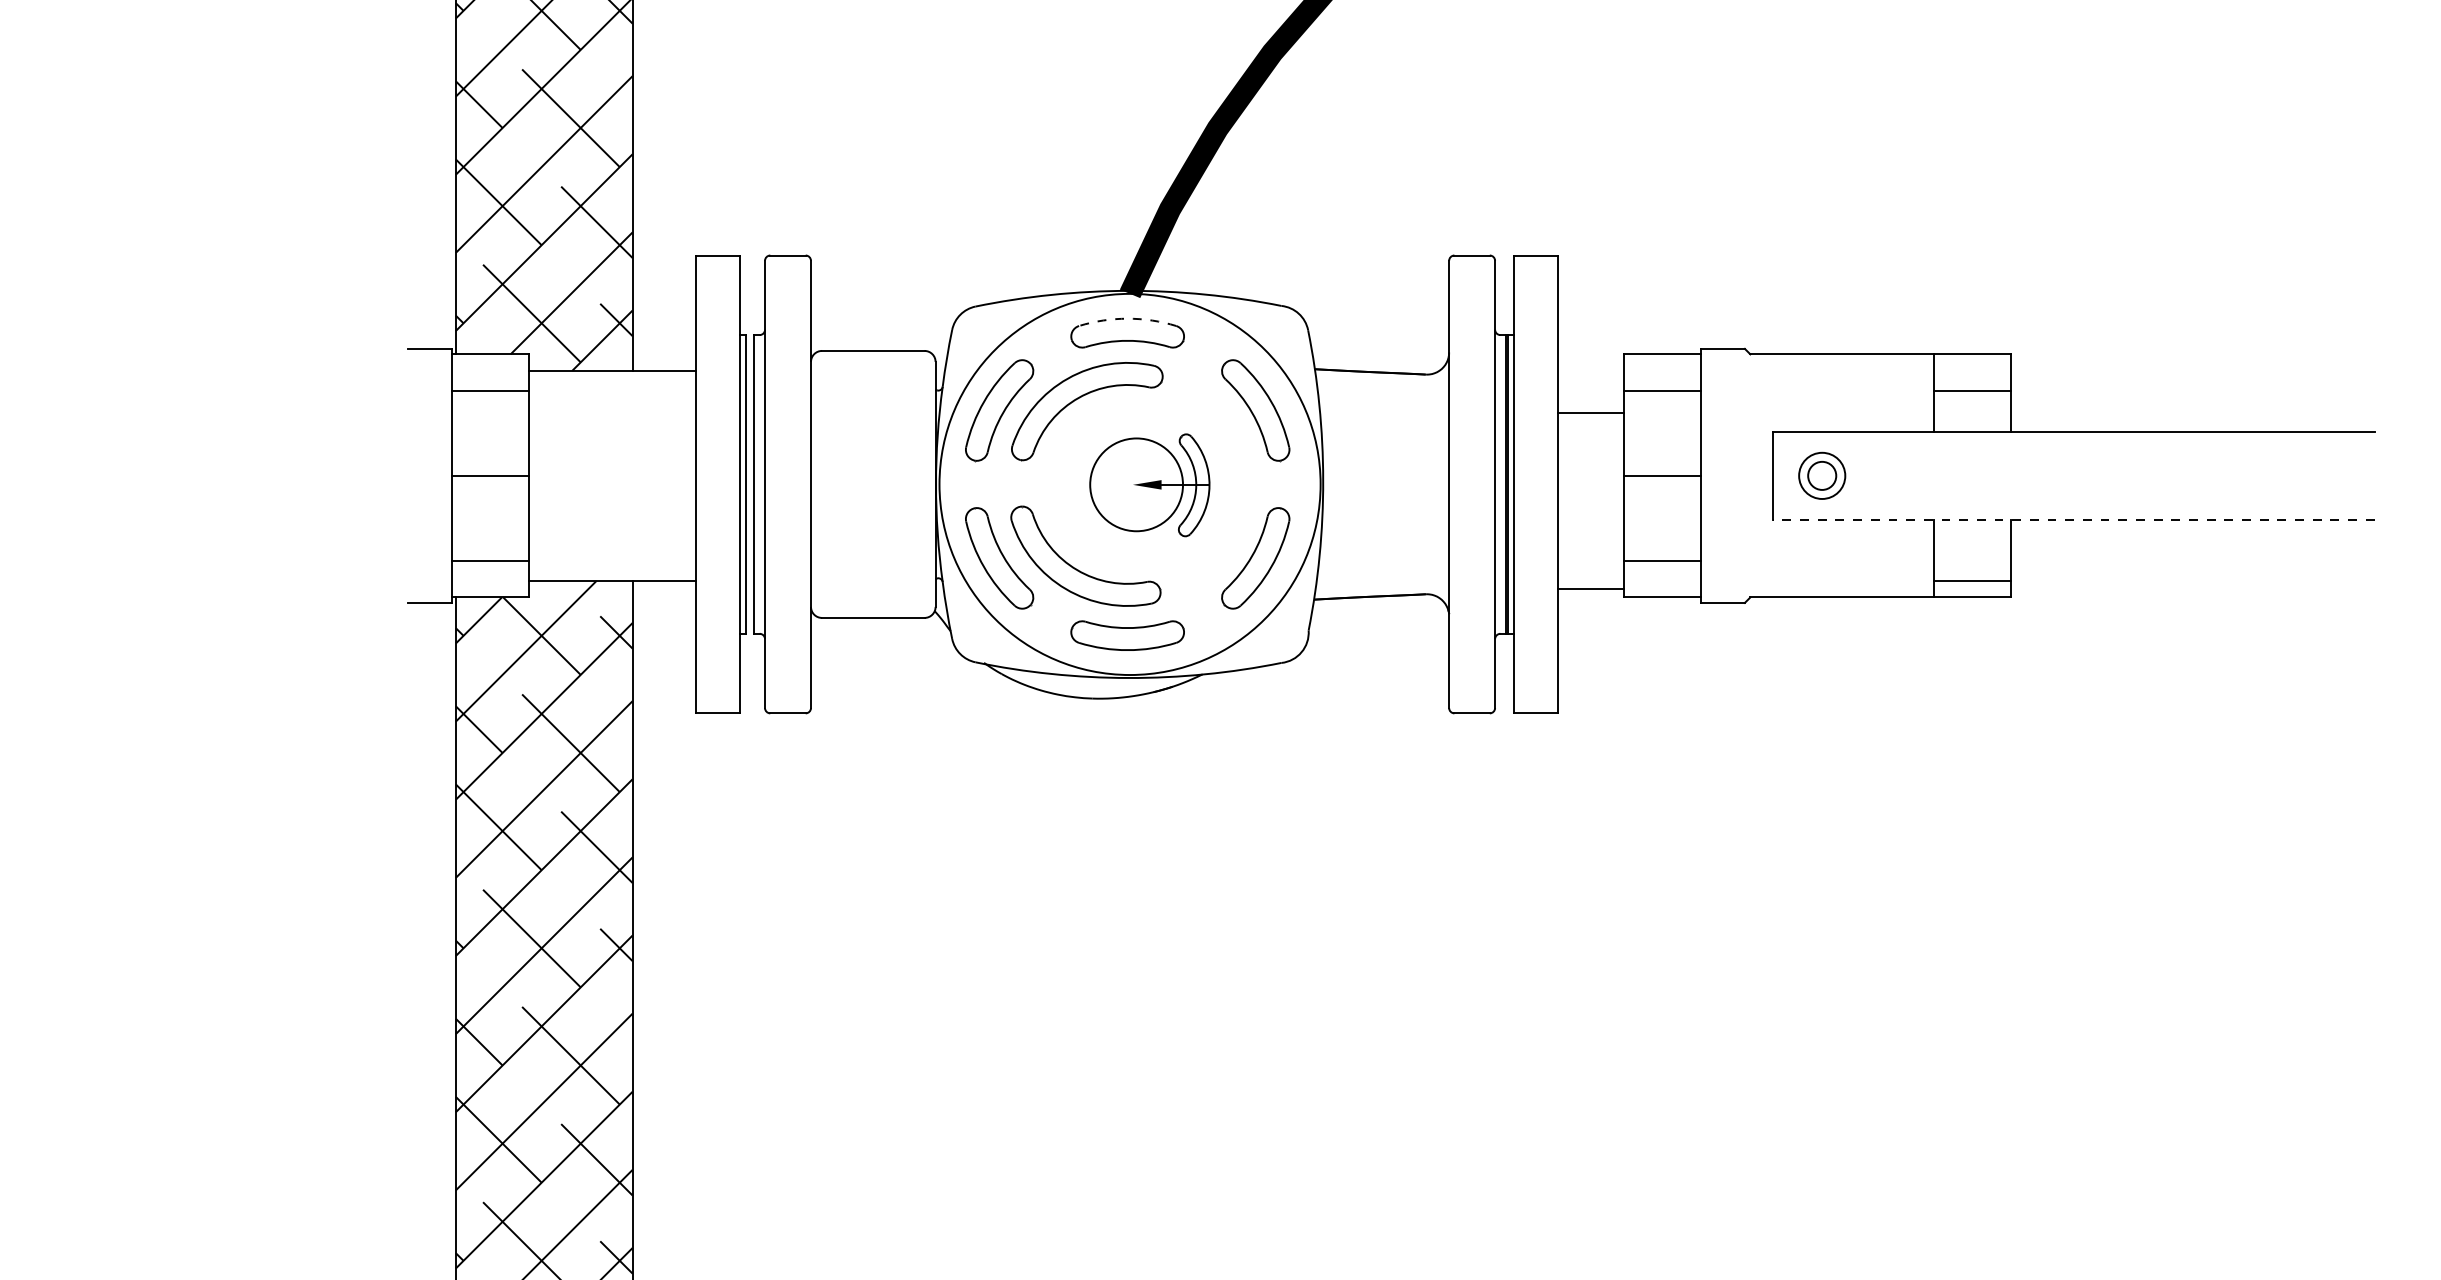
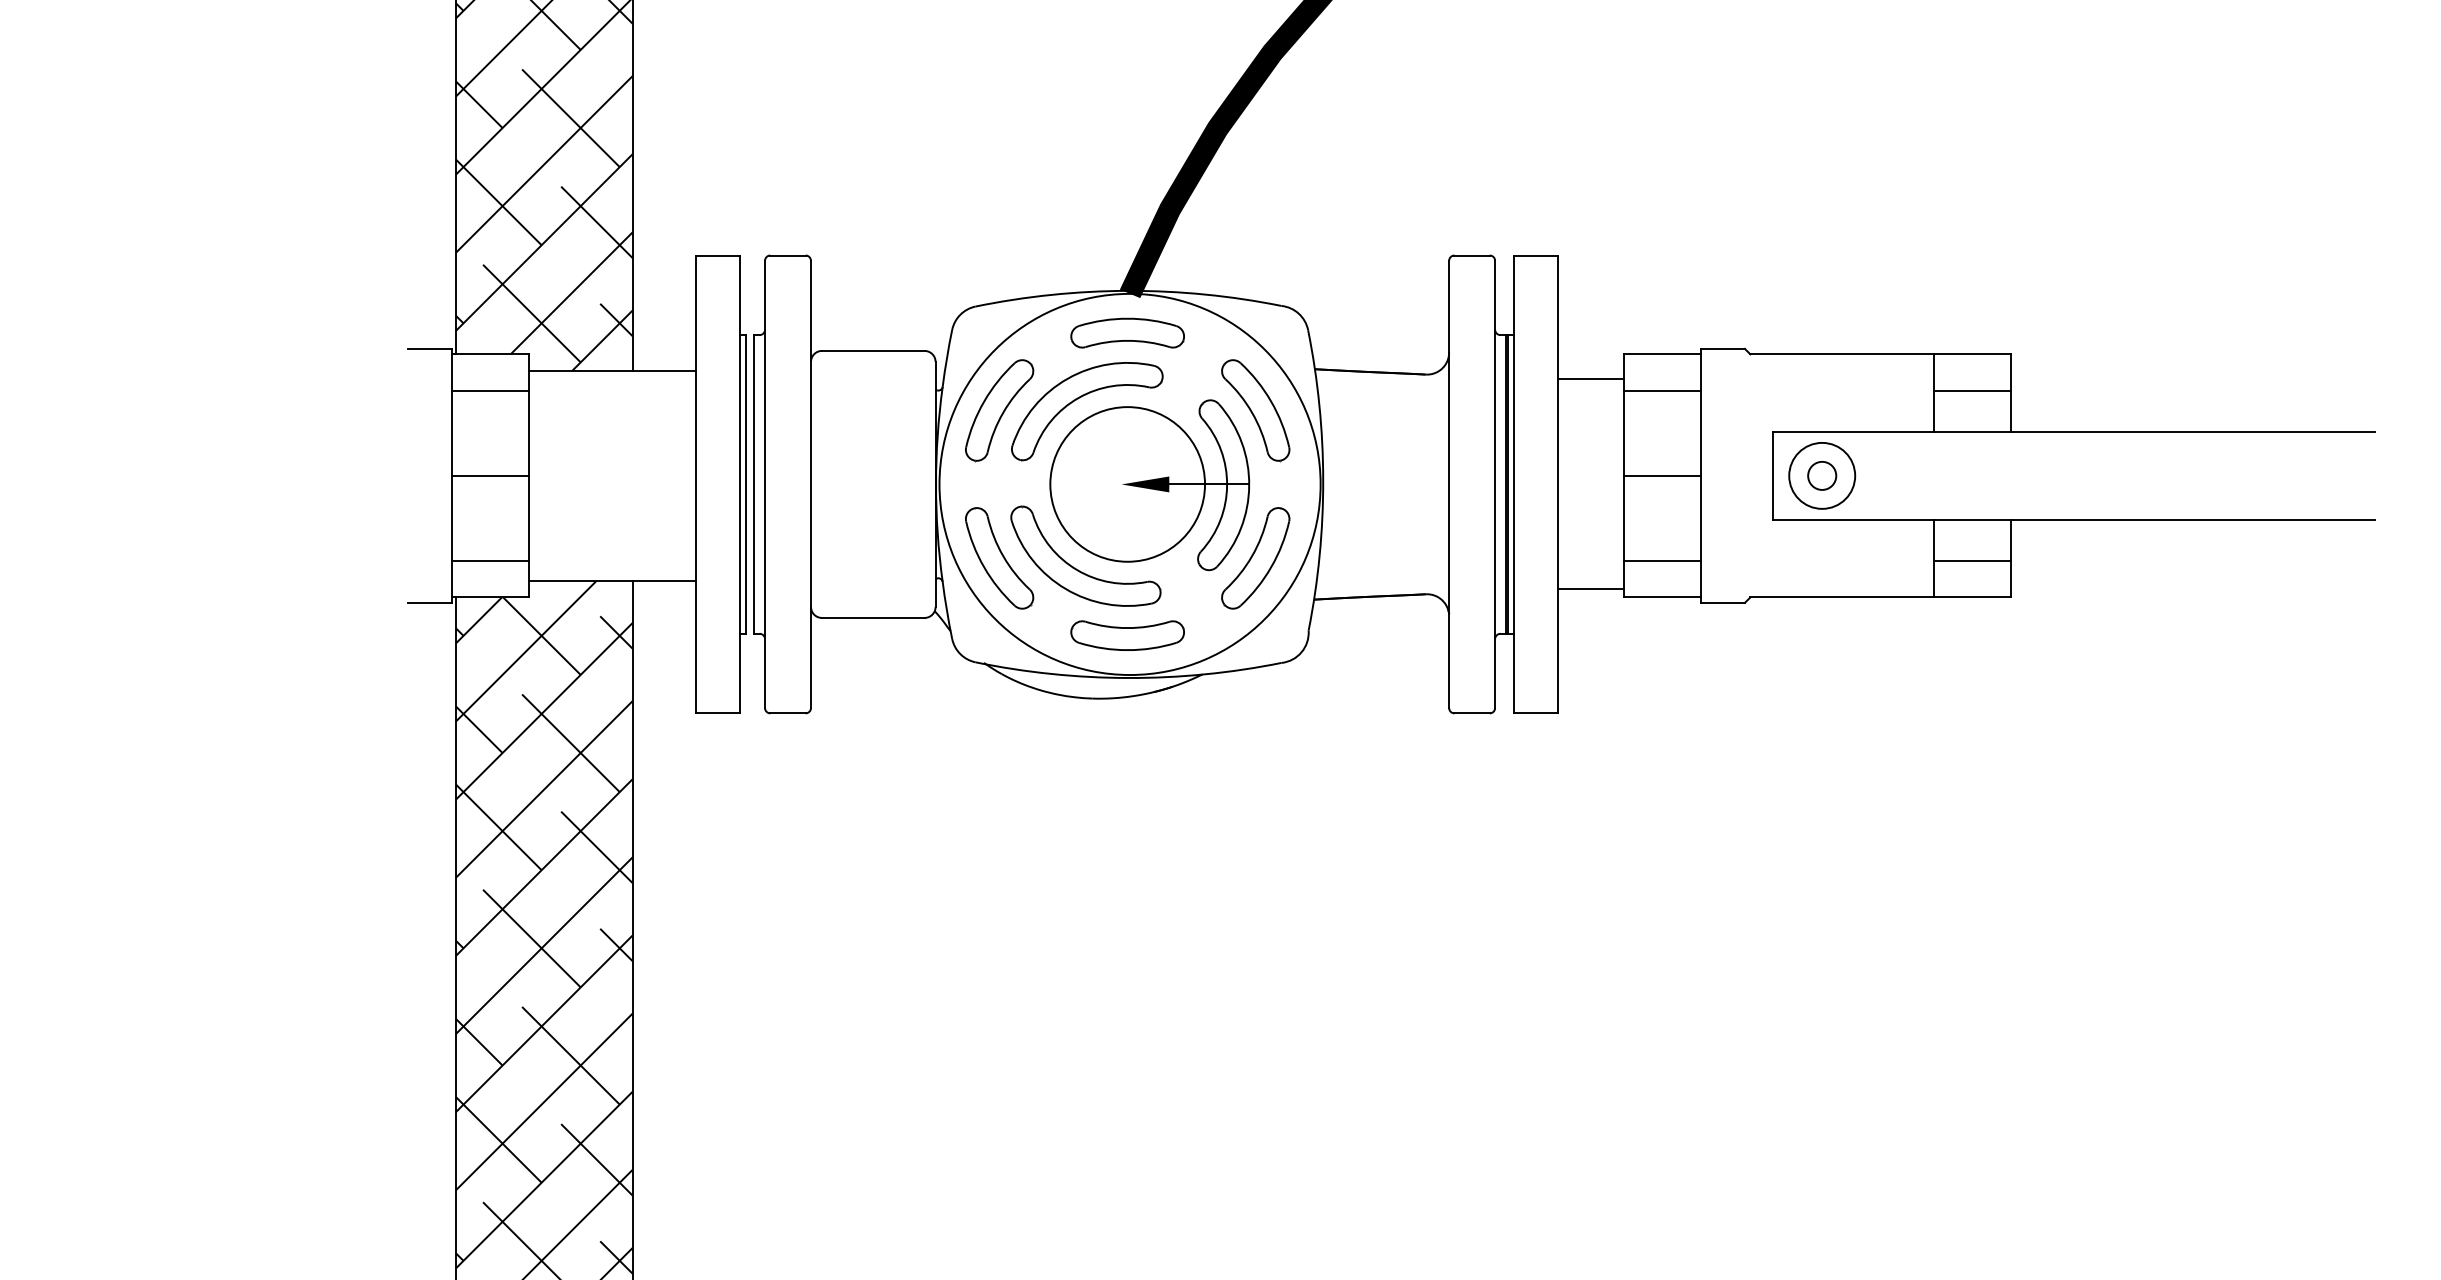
arc: dashed -> solid (1127, 318)
line position: (1590, 413) -> (1590, 379) (1590, 379)
circle diameter: 46 px -> 66 px (1822, 475)
part size: 122x105 px -> 202x173 px (1149, 485)
line: dashed -> solid (2073, 520)
line position: (1972, 580) -> (1972, 560) (1972, 560)
